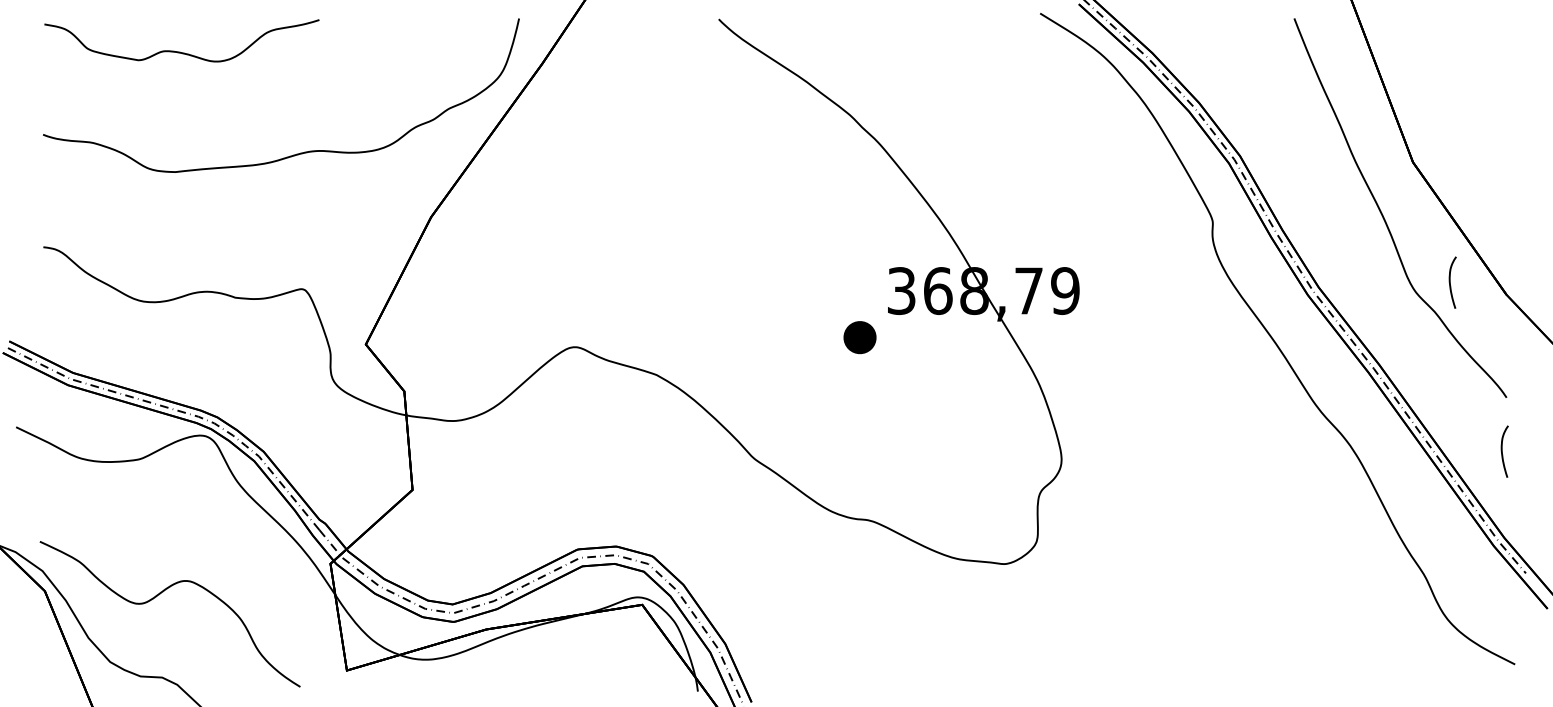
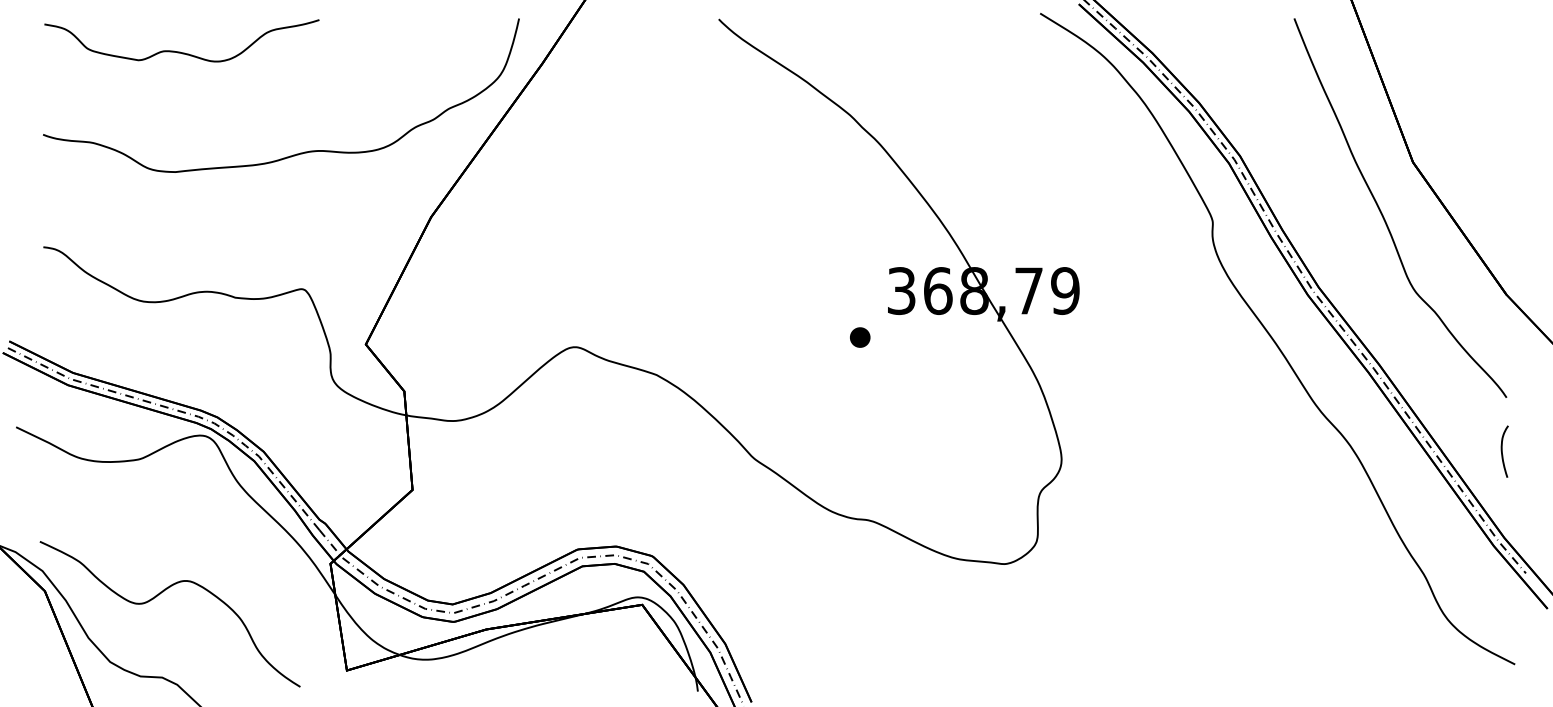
curve: present -> none (1450, 282)
part size: 34x34 px -> 21x21 px (860, 337)
